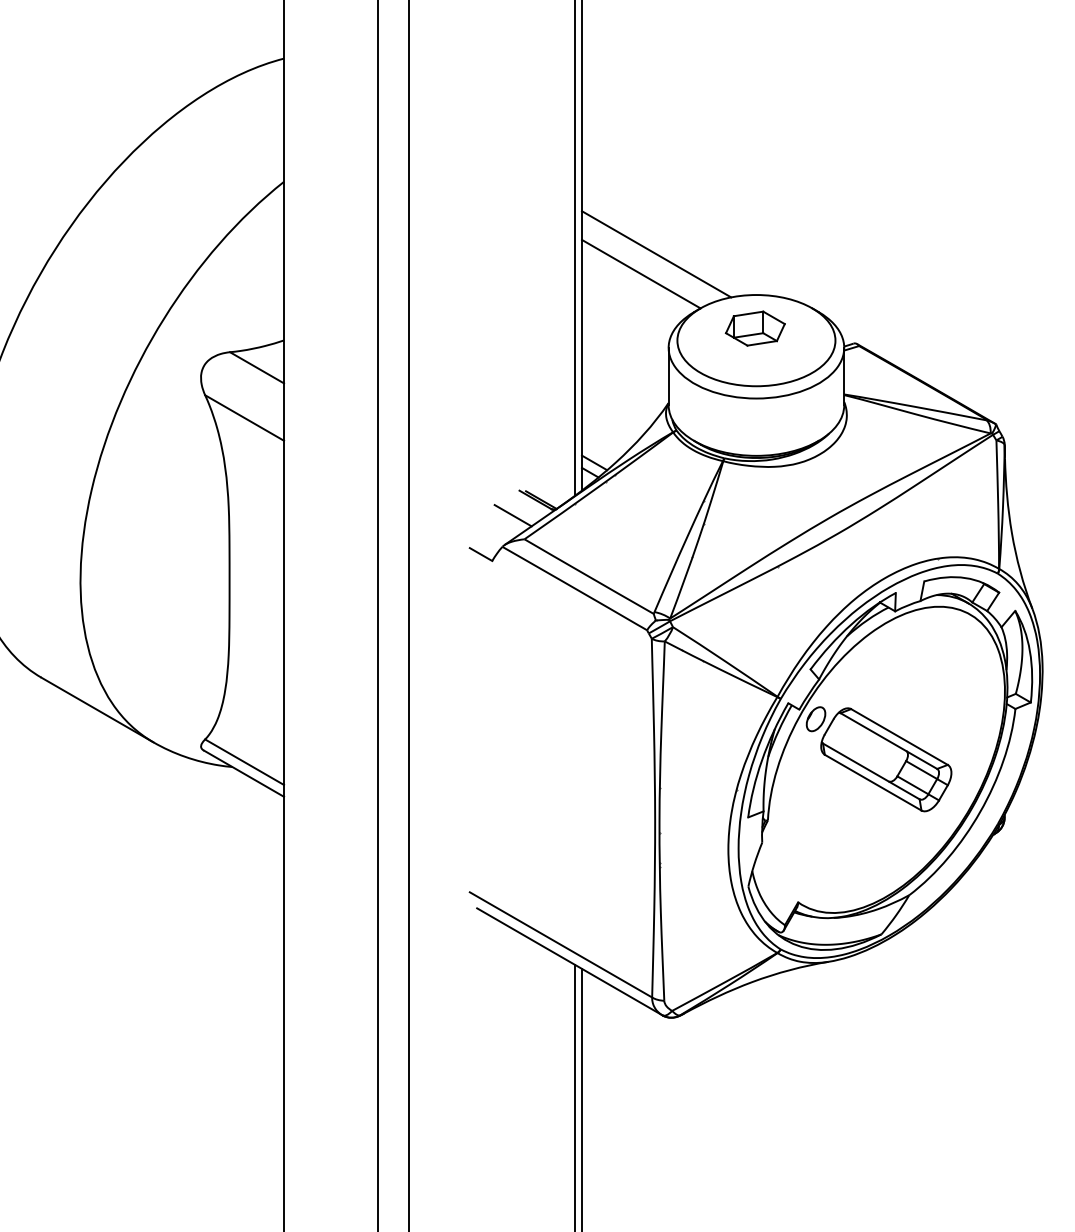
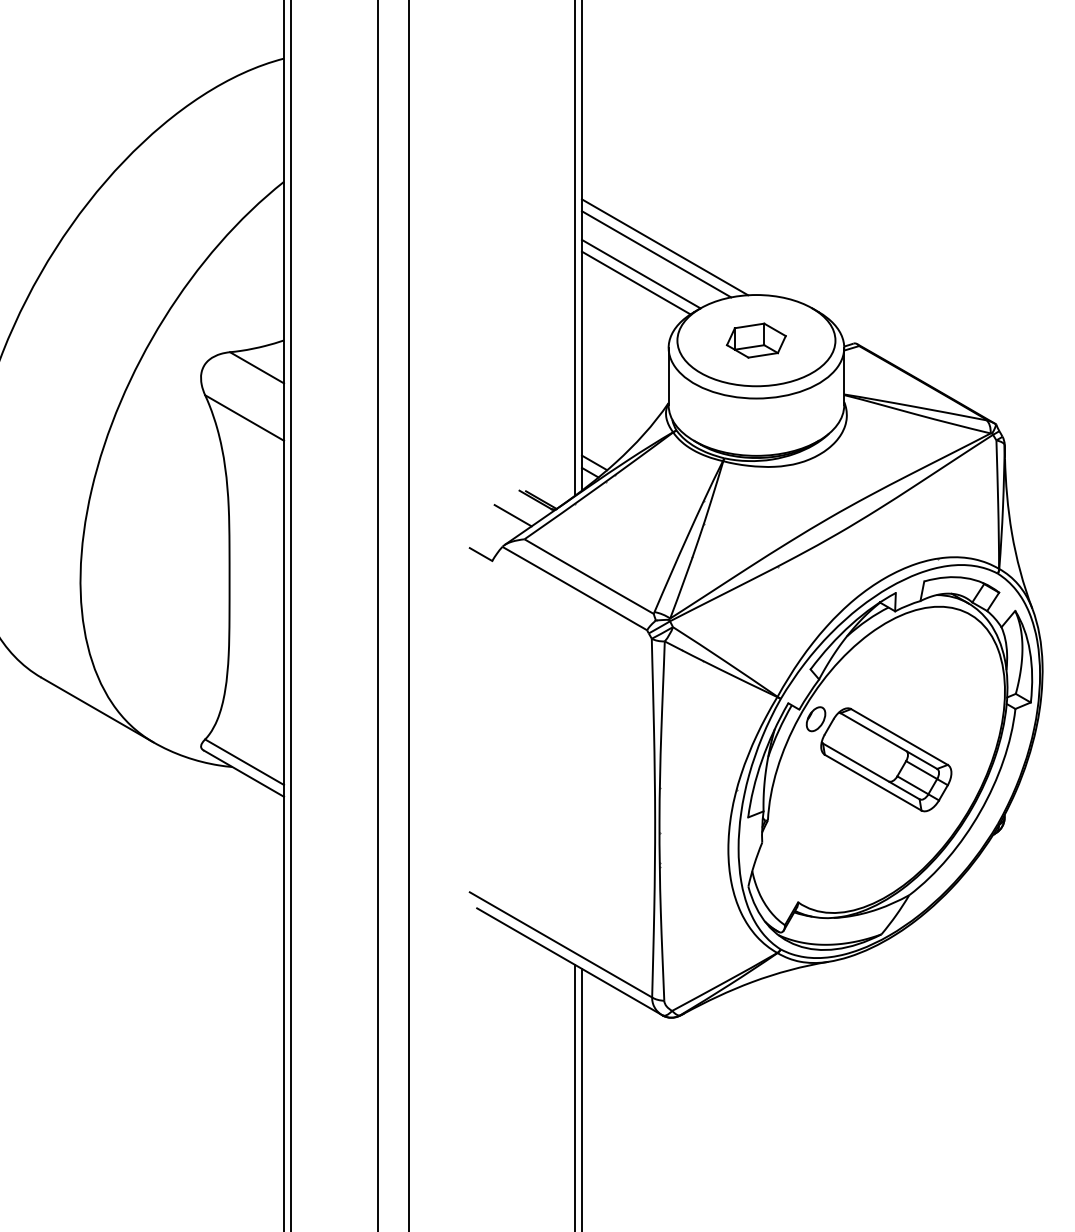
line: none -> present (664, 247)
line: none -> present (635, 282)
part position: (754, 328) -> (755, 340) (755, 340)
line: none -> present (290, 615)
